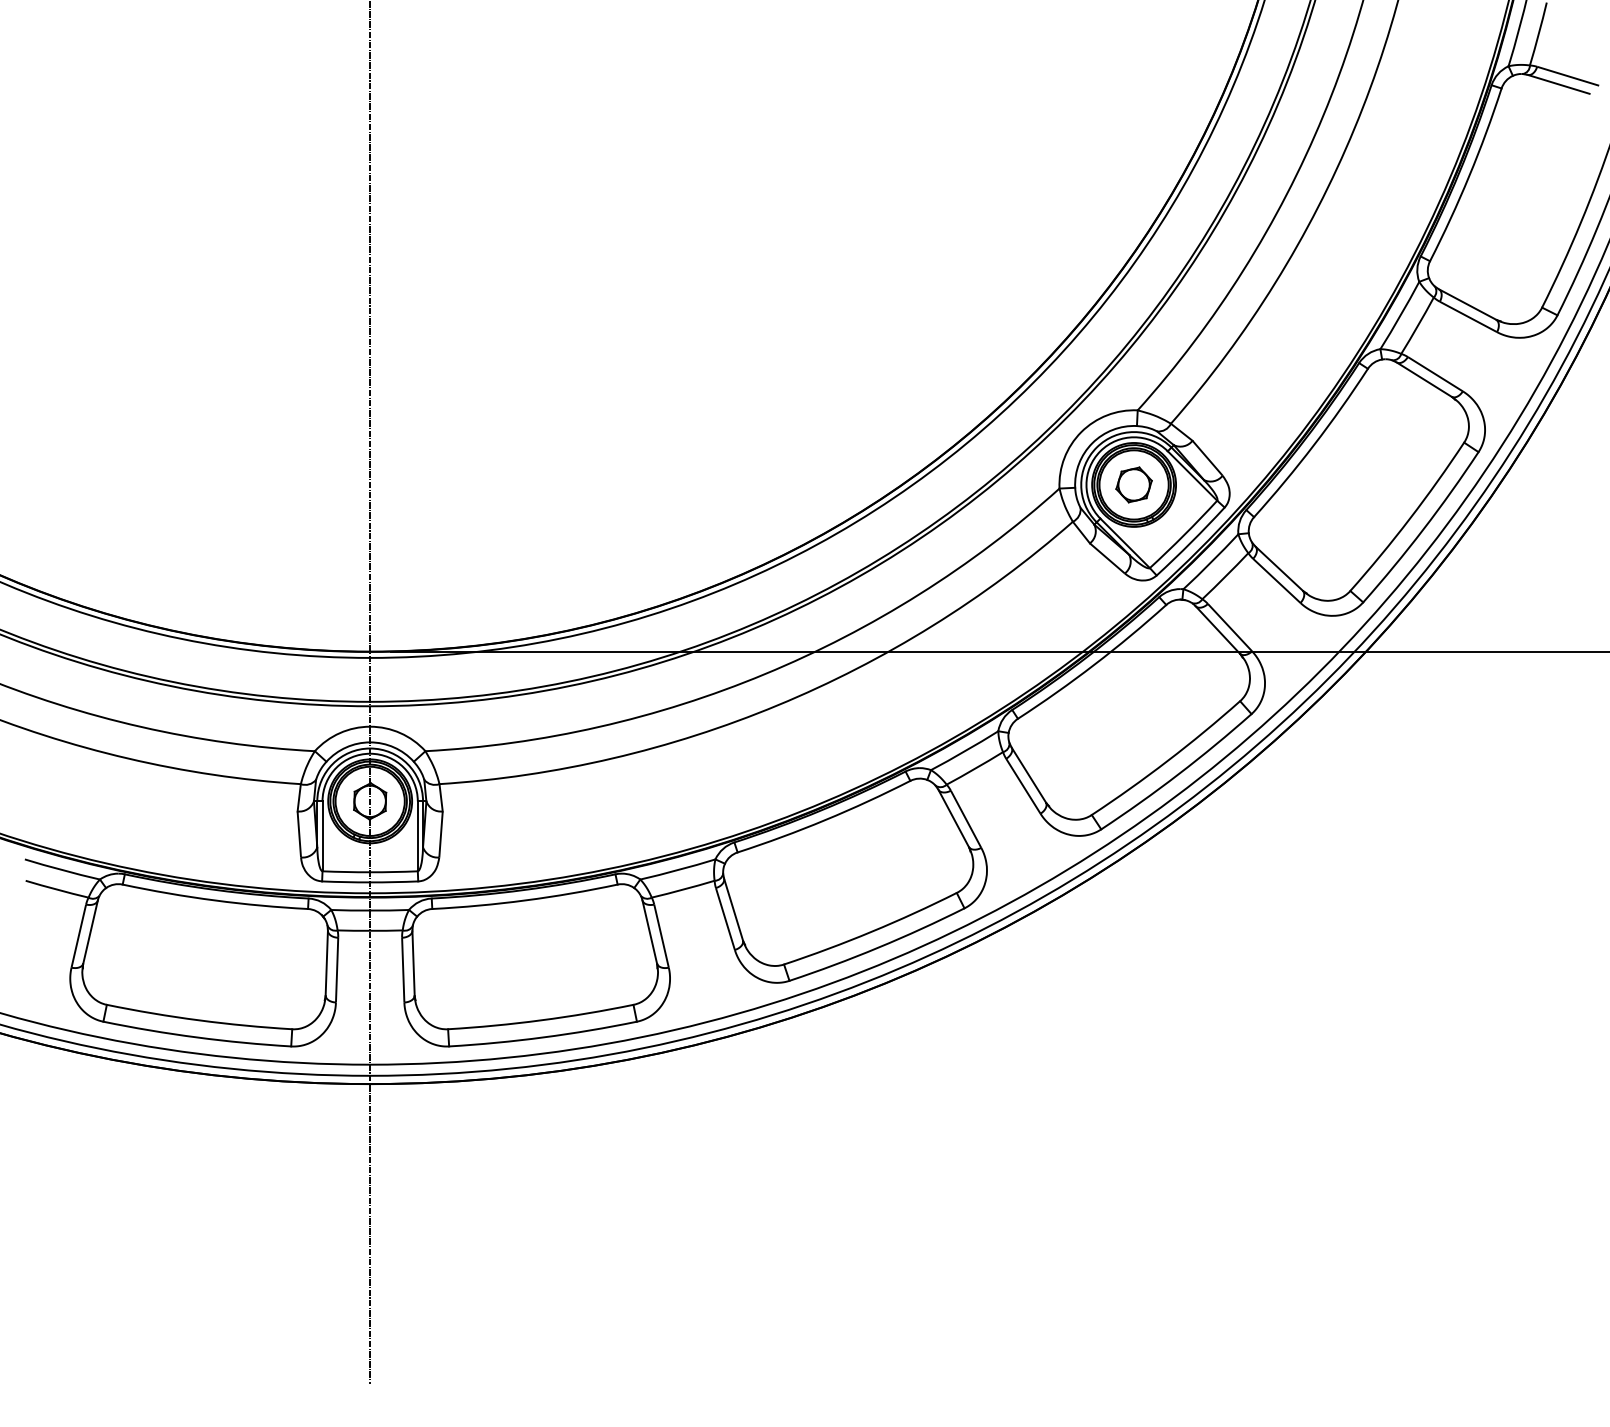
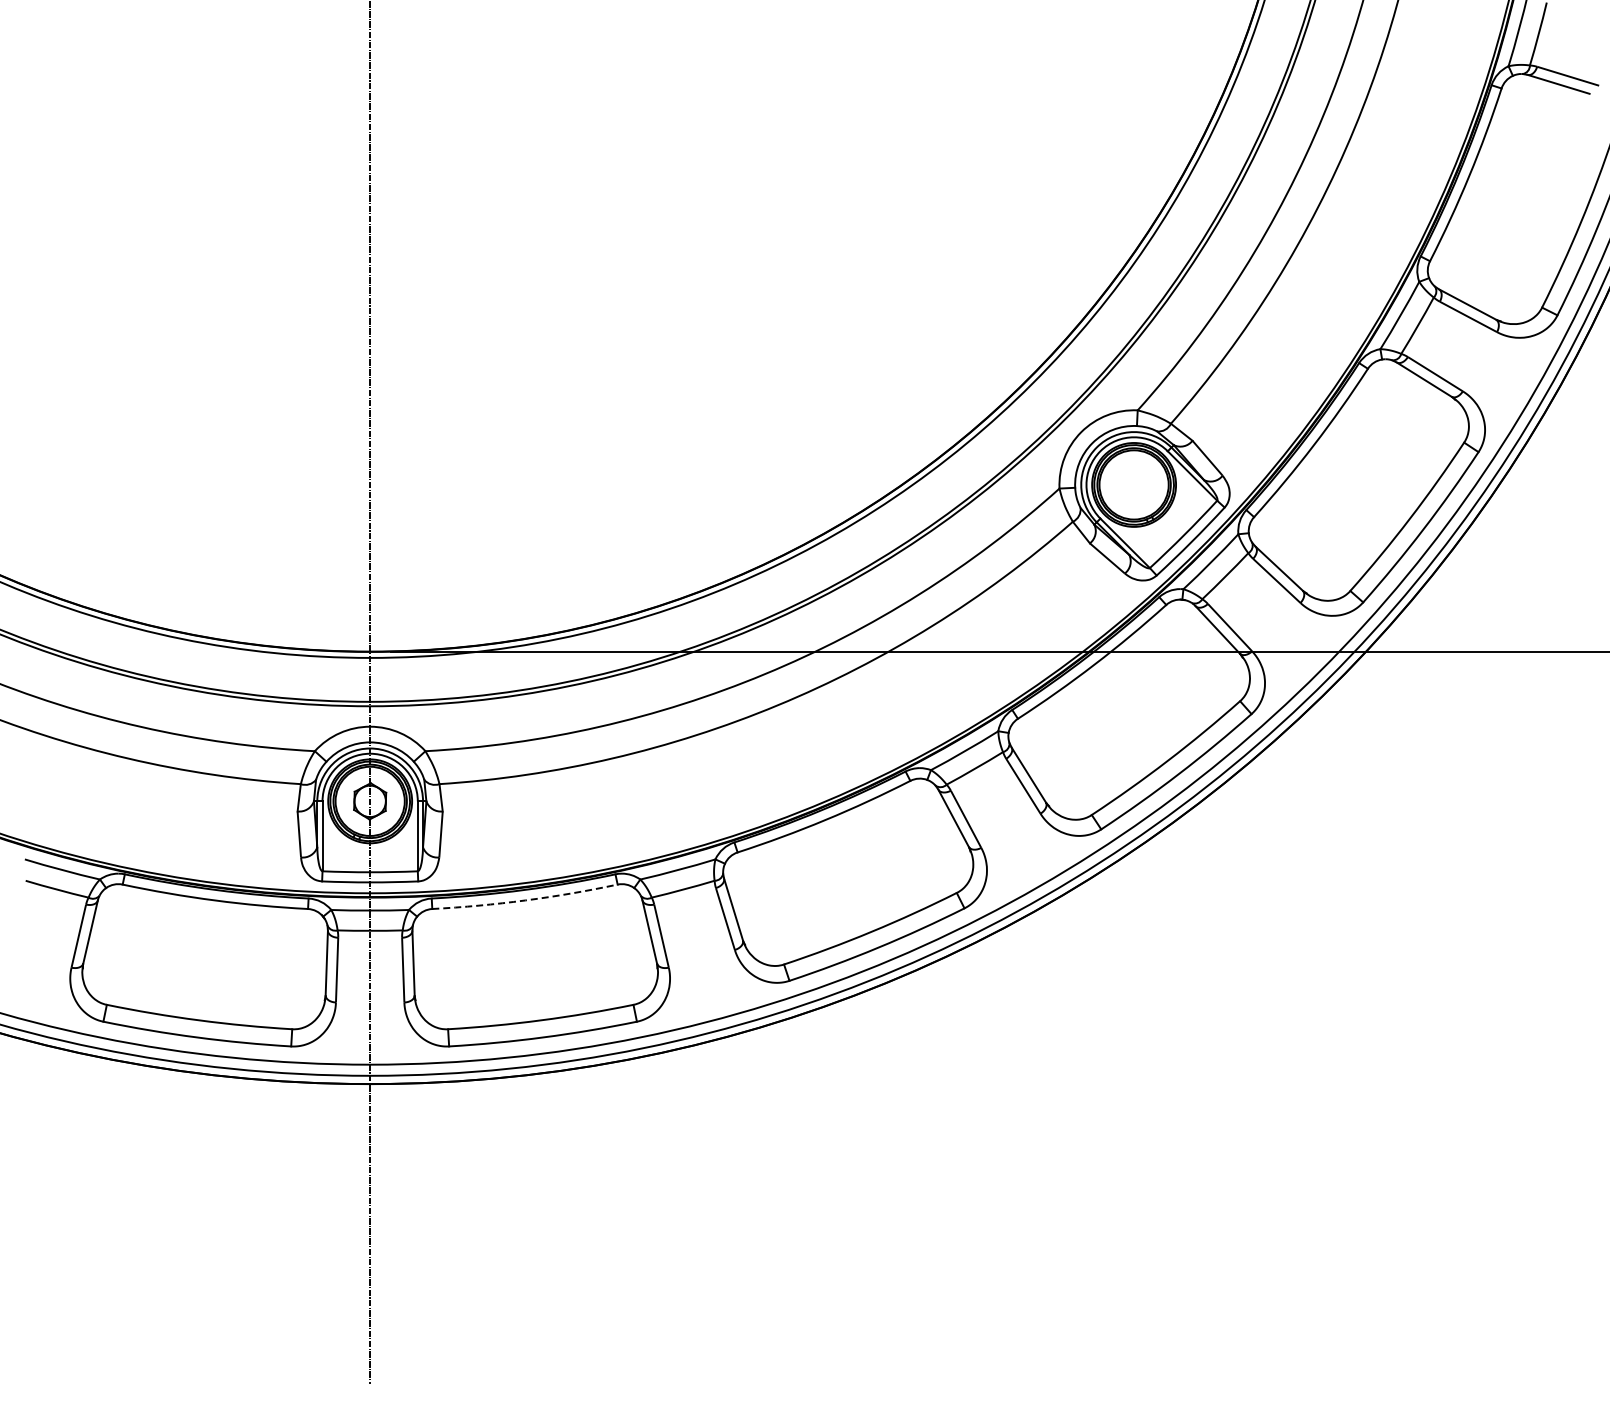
part: present -> none (1133, 484)
arc: solid -> dashed (525, 900)
